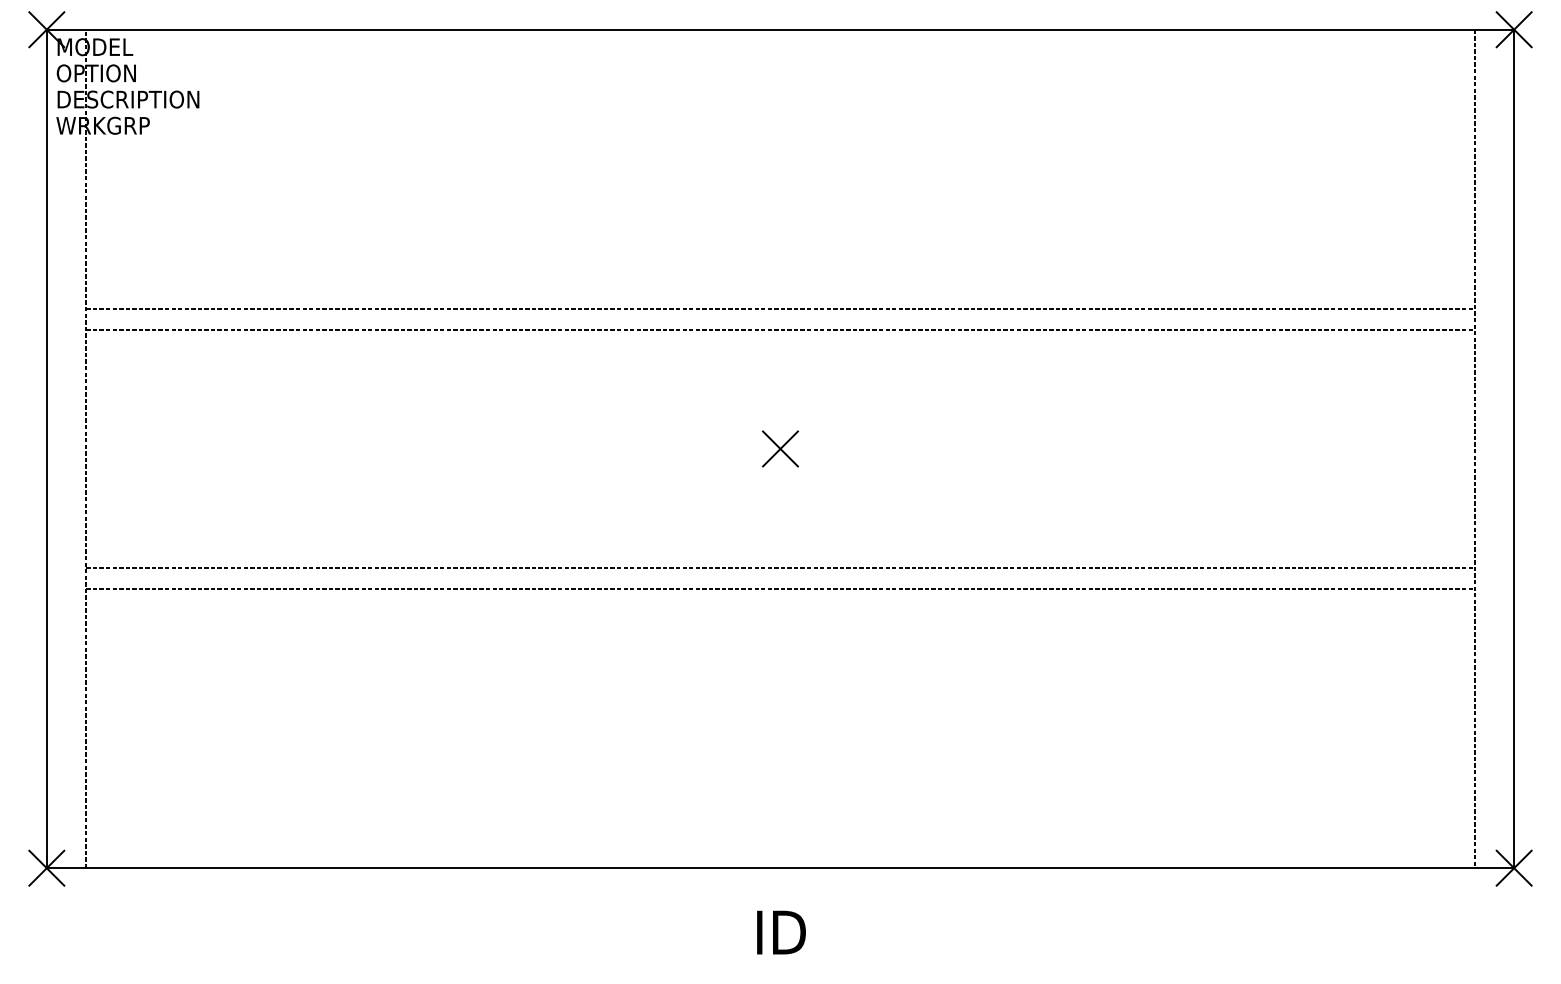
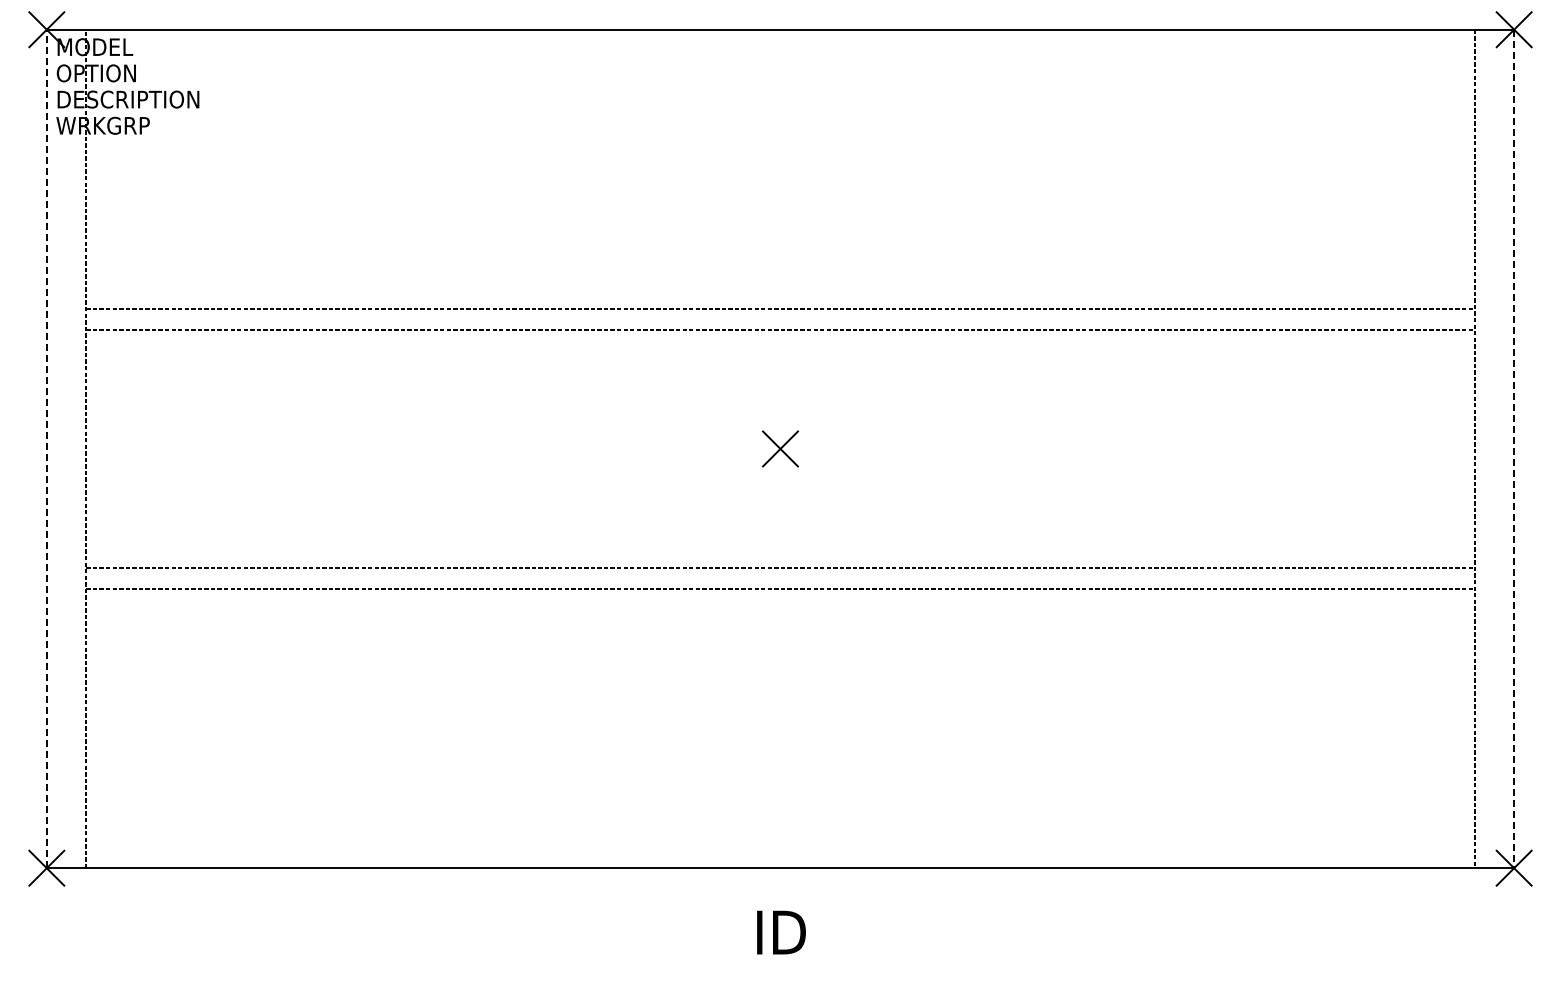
line: solid -> dashed (46, 448)
line: solid -> dashed (1514, 449)
